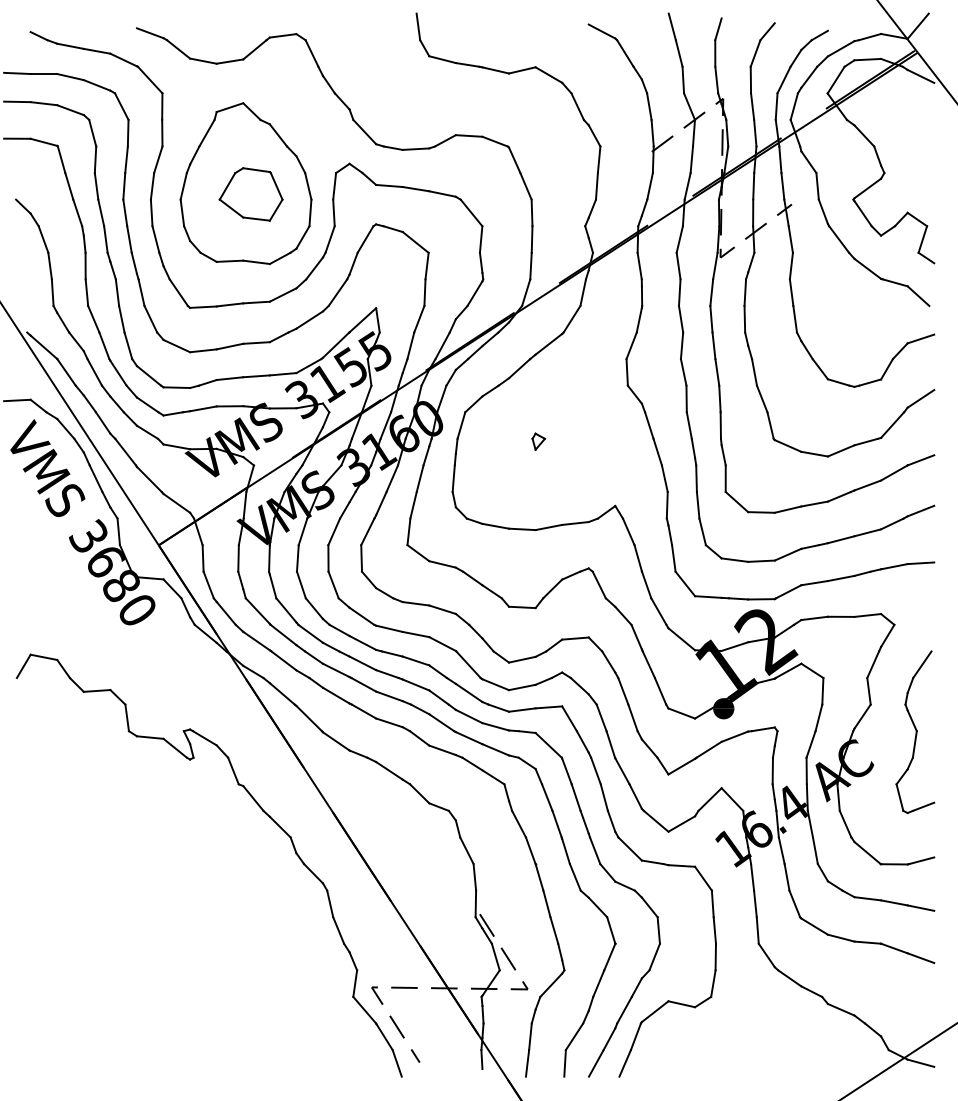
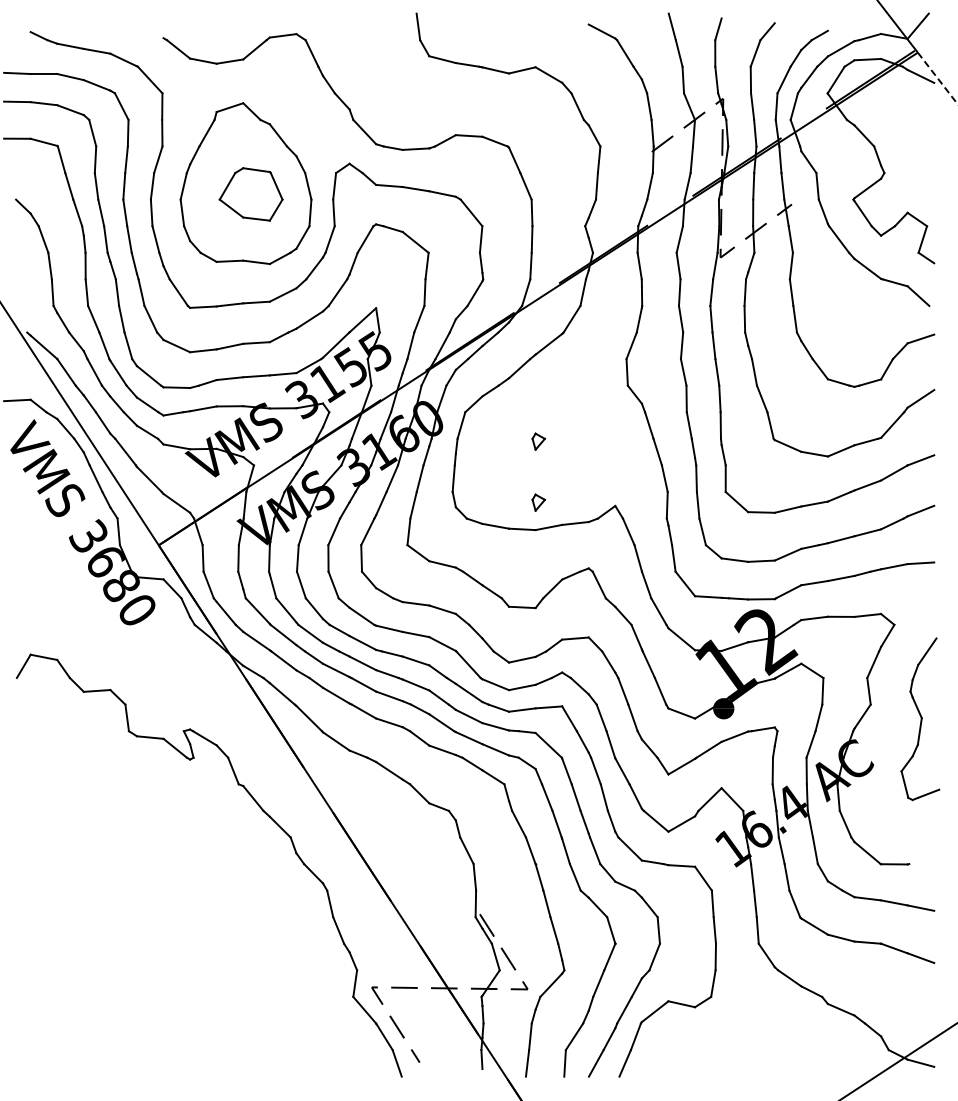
line: present -> none (149, 33)
line: solid -> dashed (938, 78)
part: none -> present (538, 502)
part position: (915, 732) -> (920, 719) (920, 719)
line: present -> none (921, 860)
